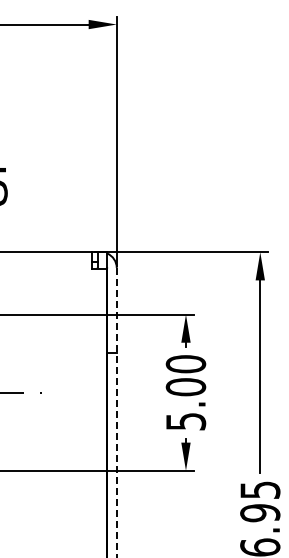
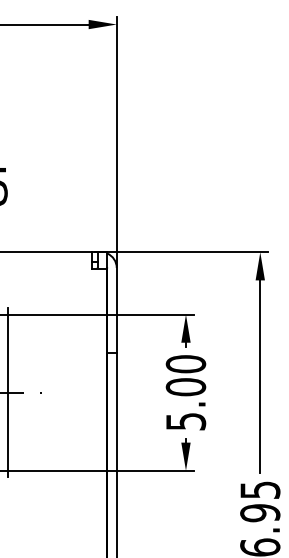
line: none -> present (8, 392)
line: dashed -> solid (116, 412)
